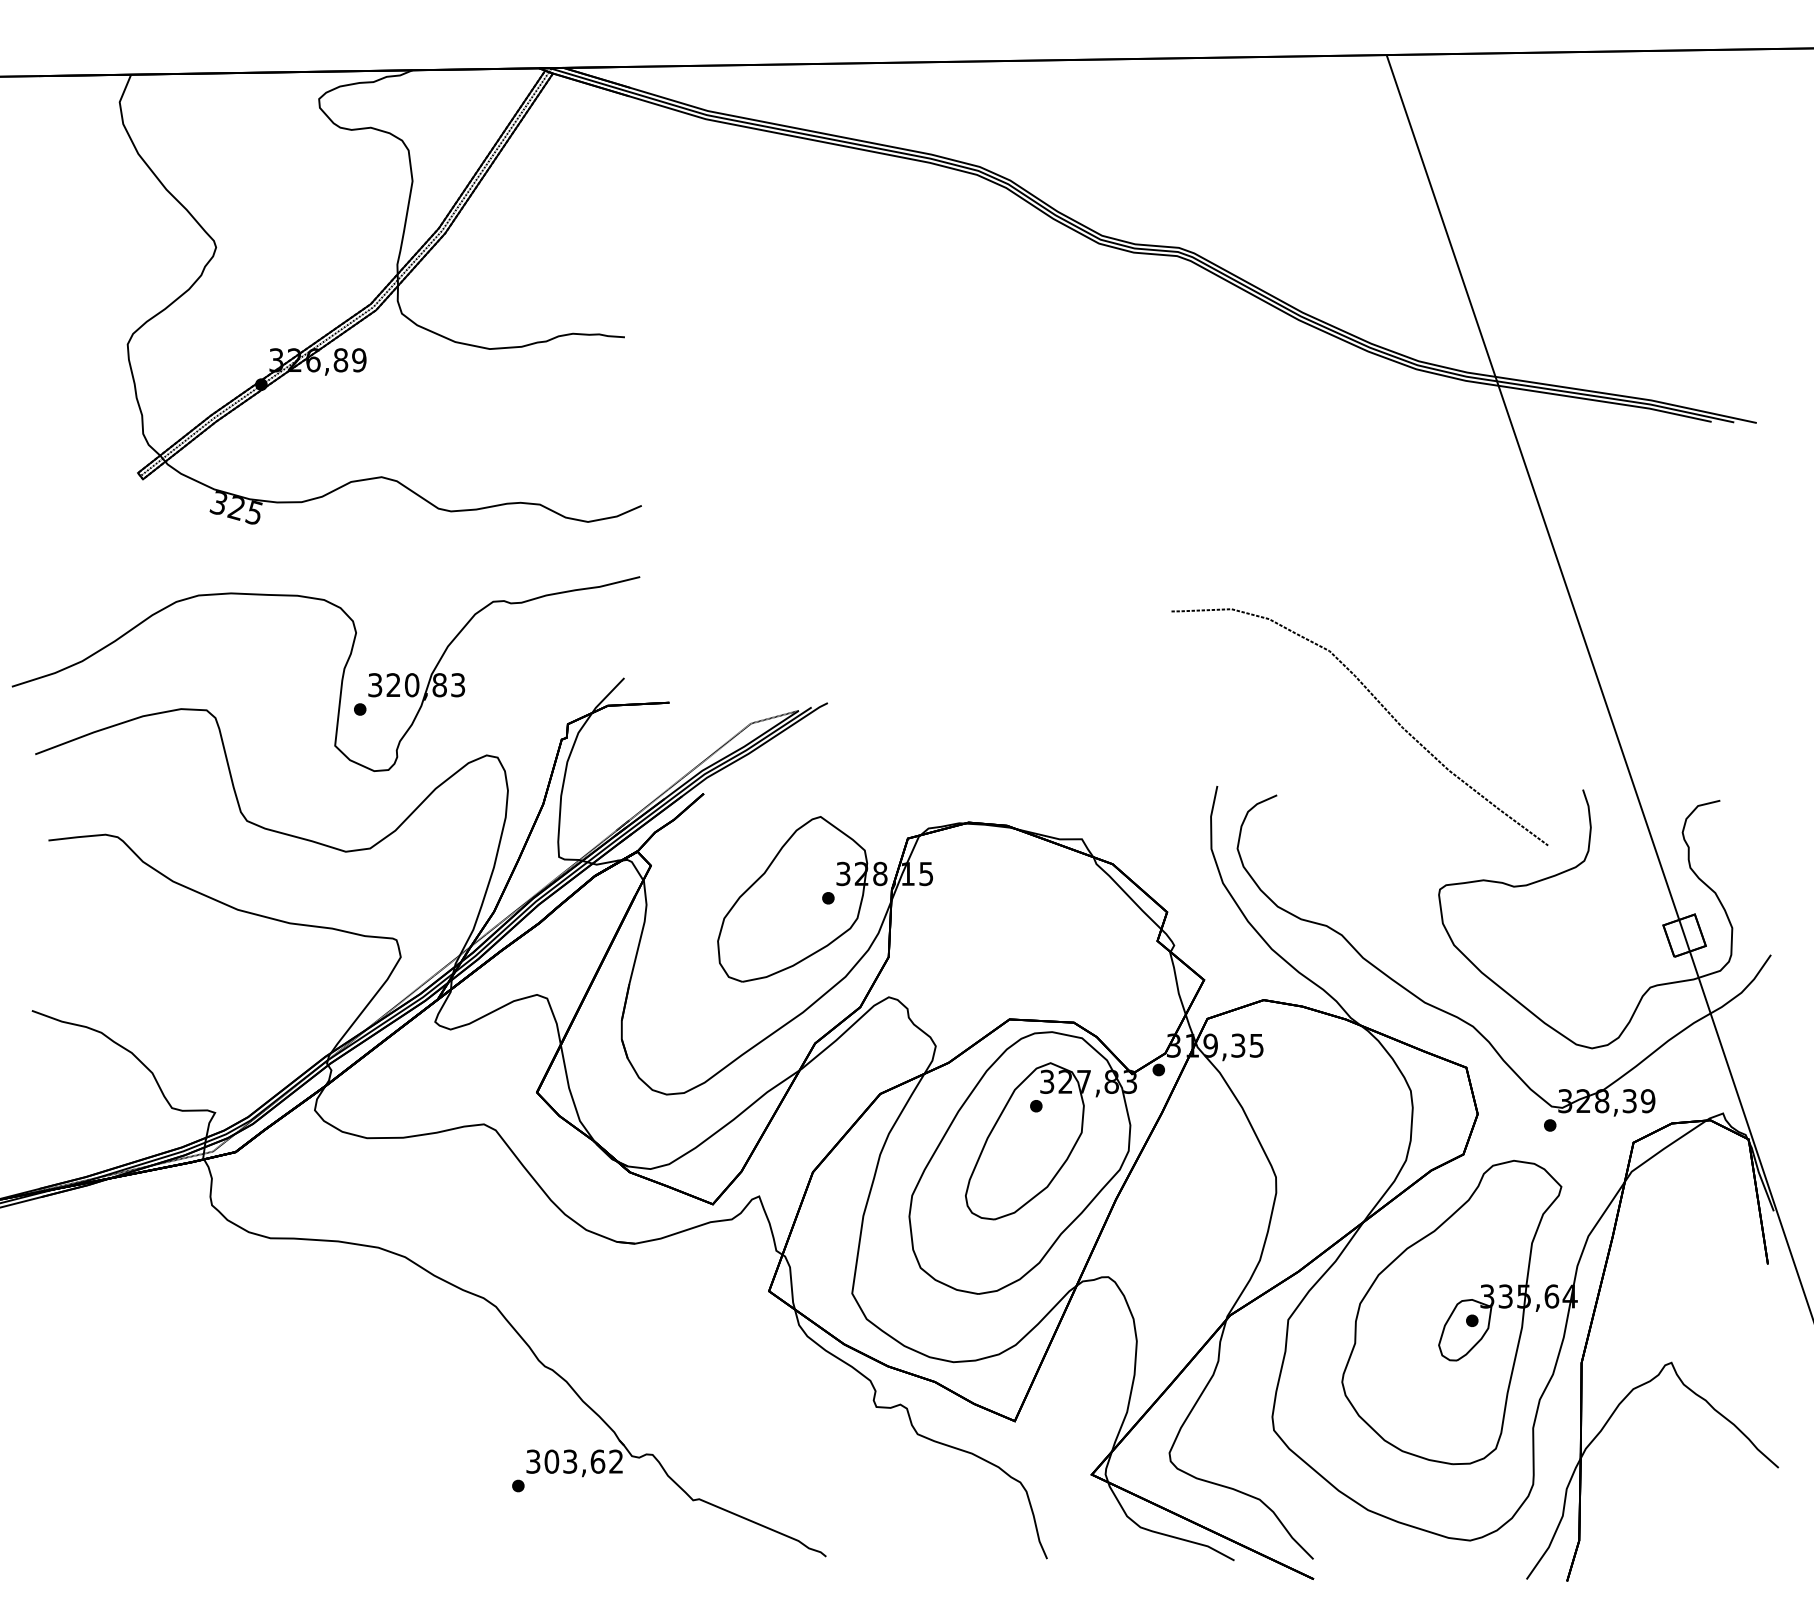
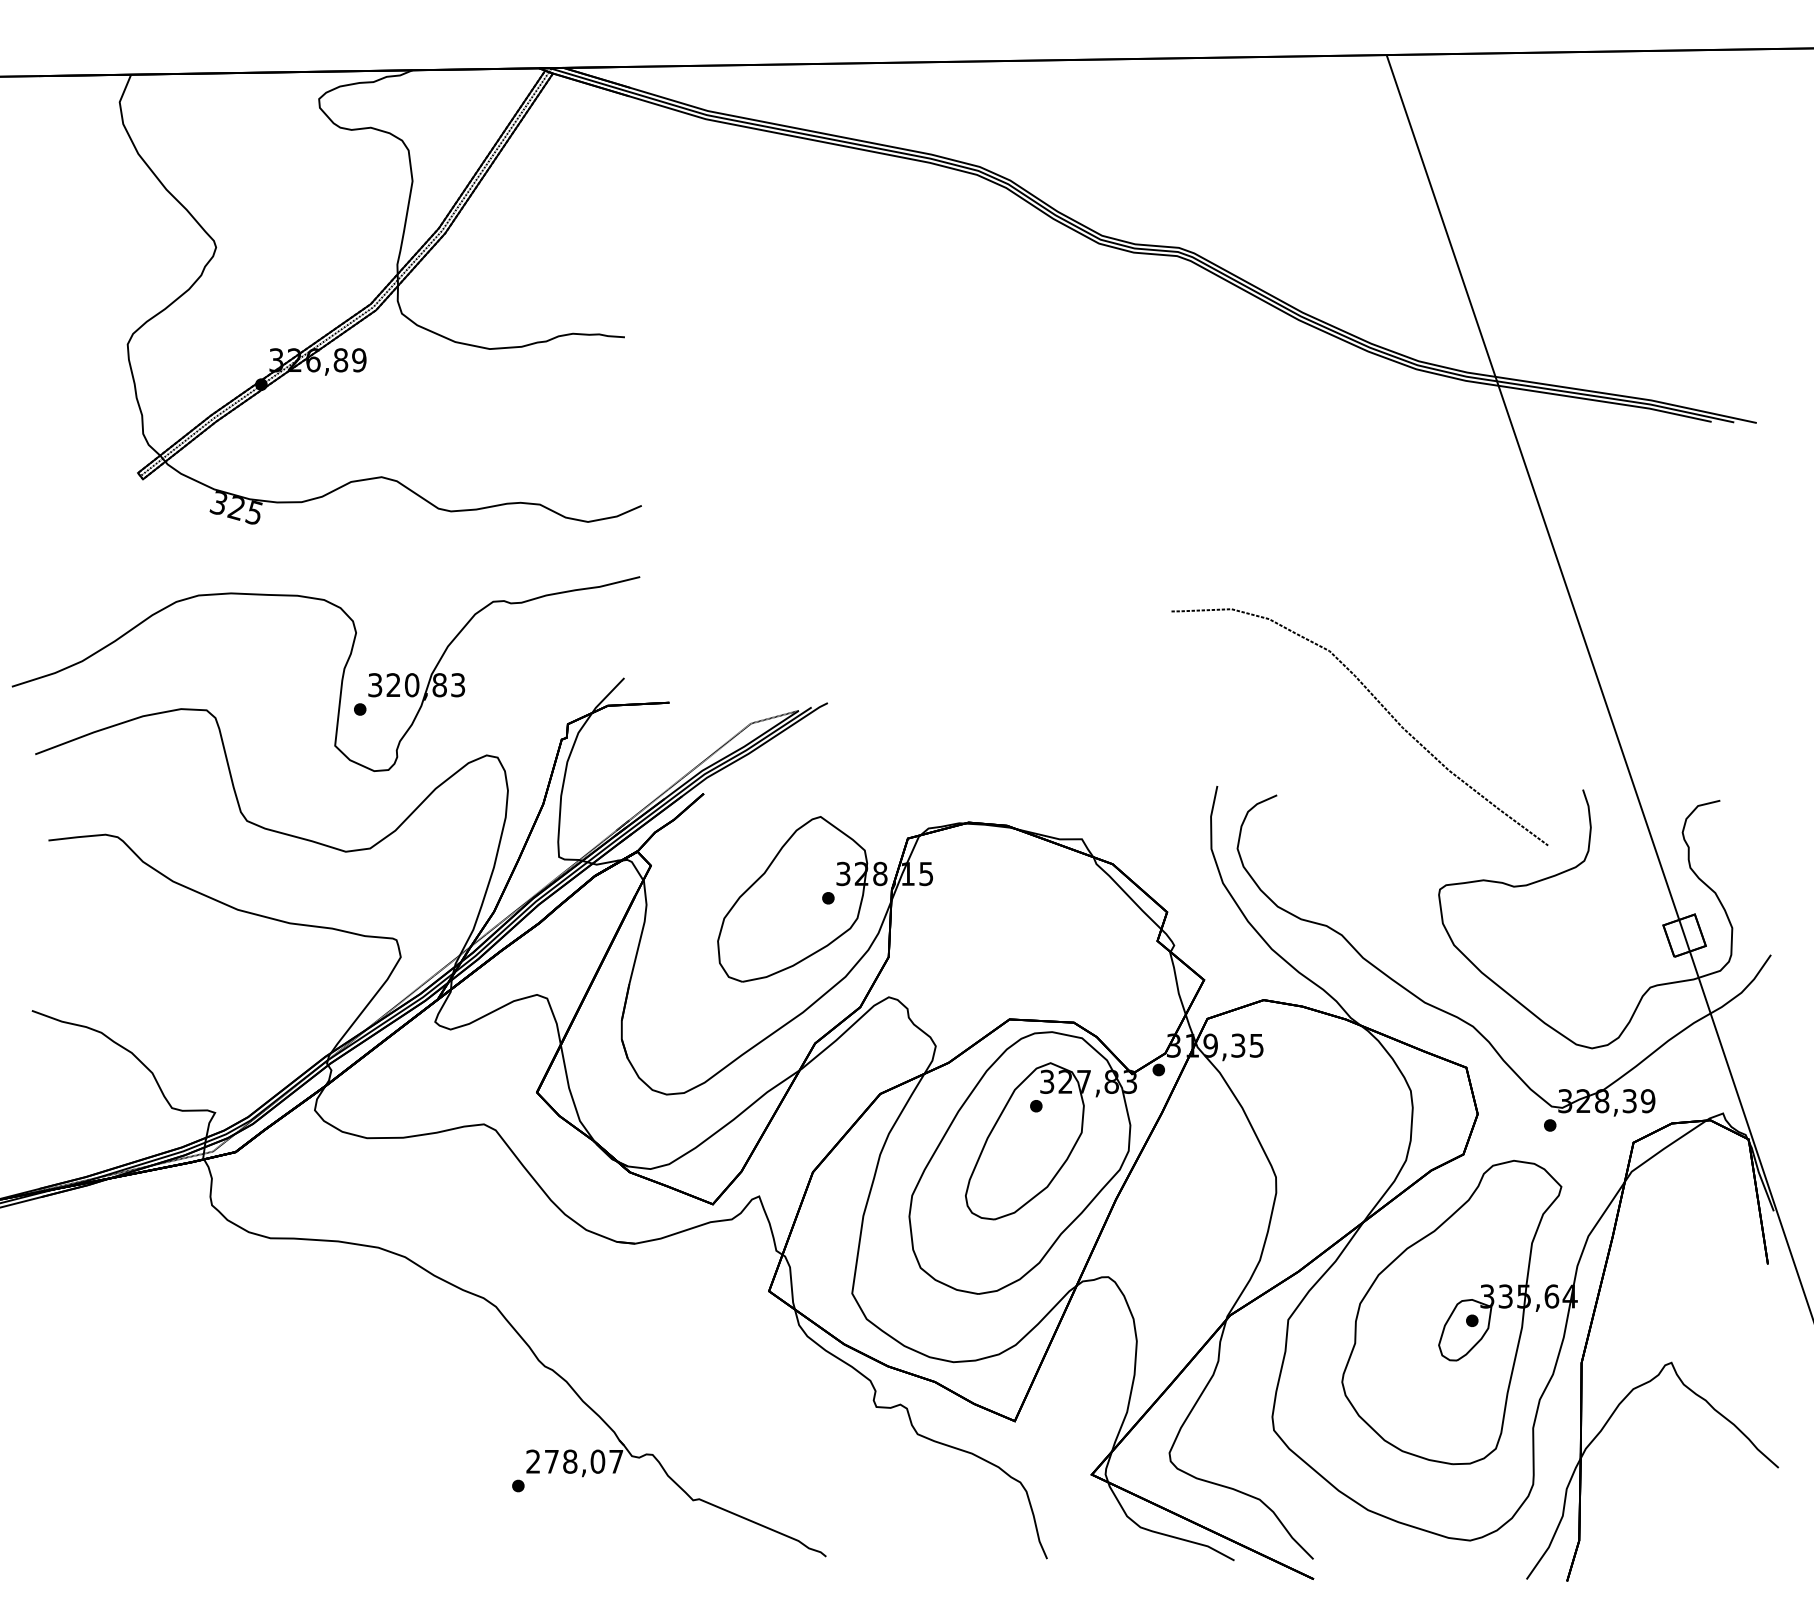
text: 303,62 -> 278,07 (574, 1461)
